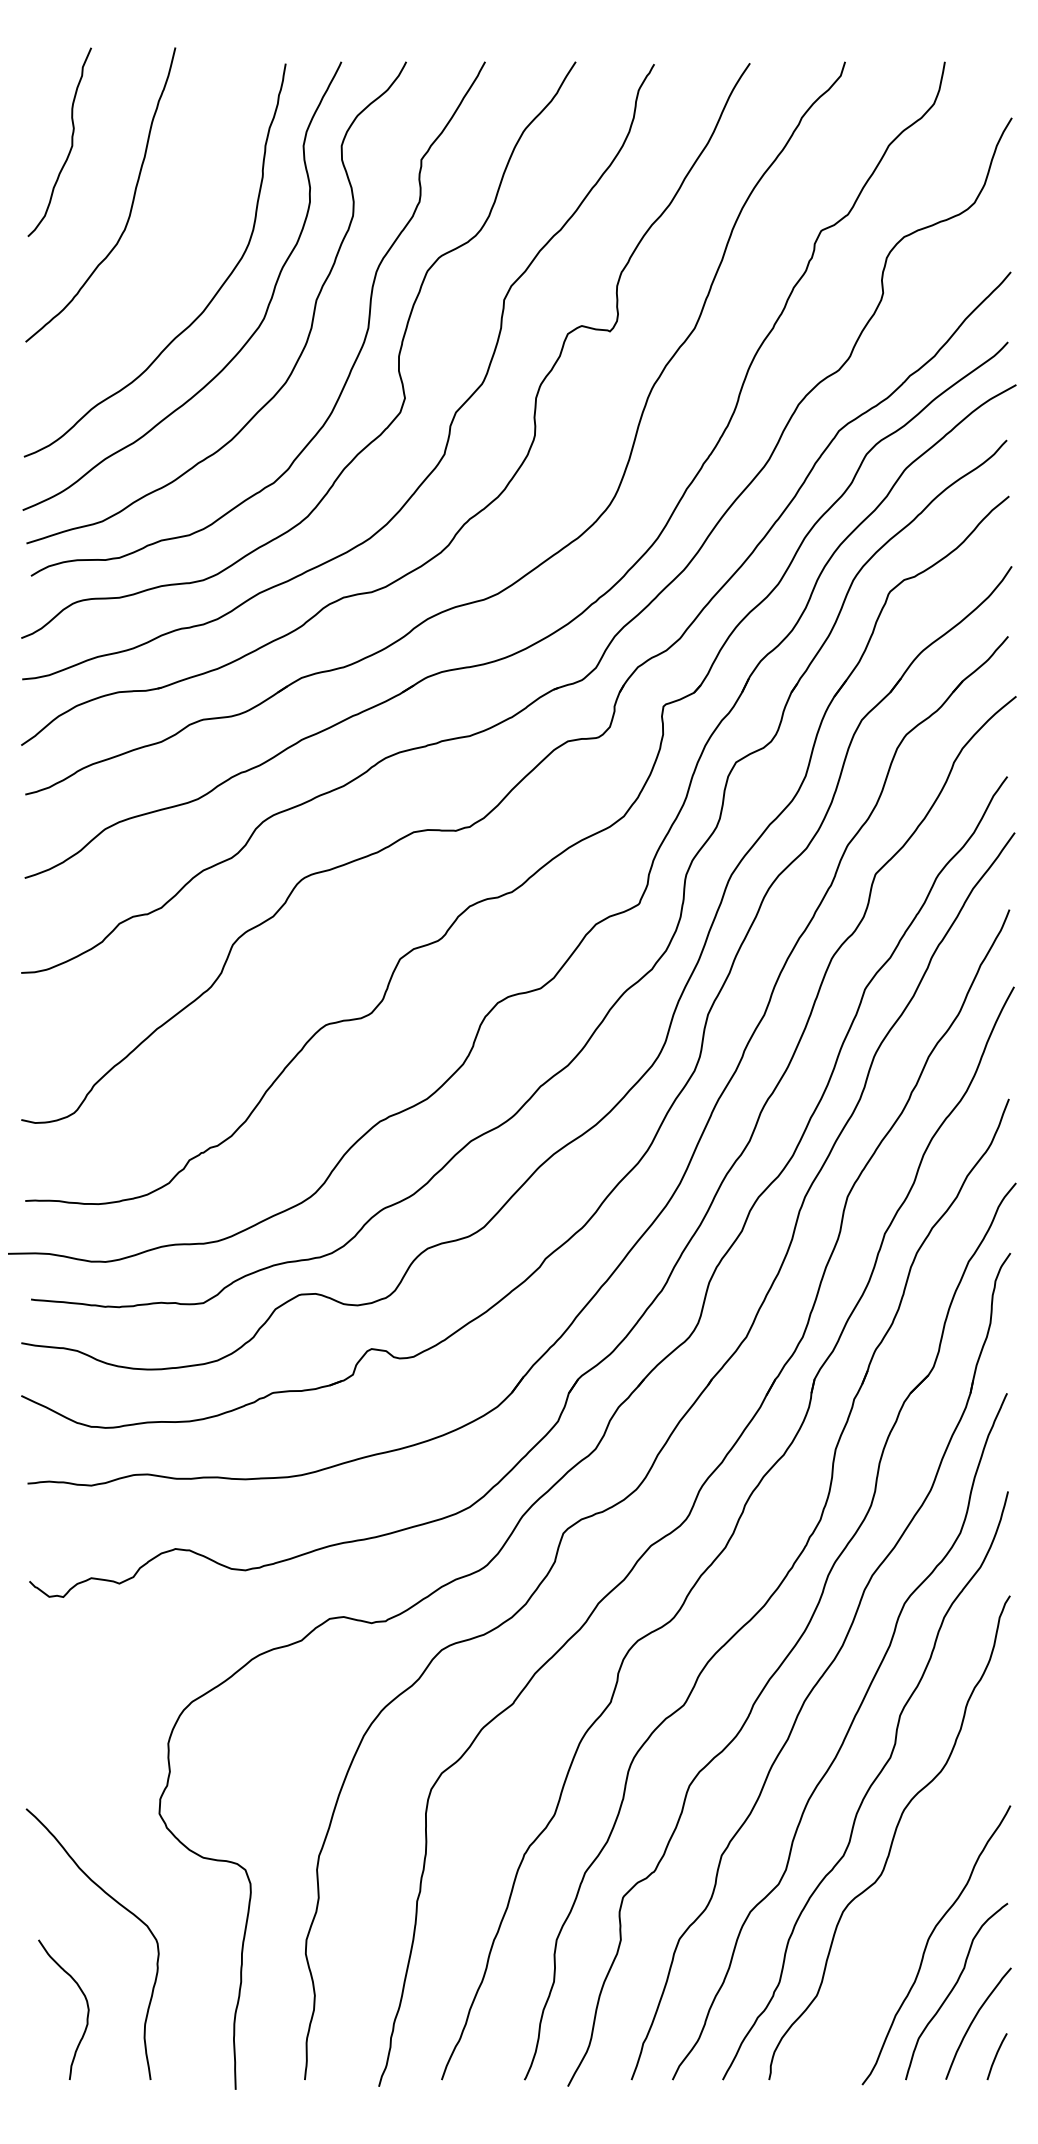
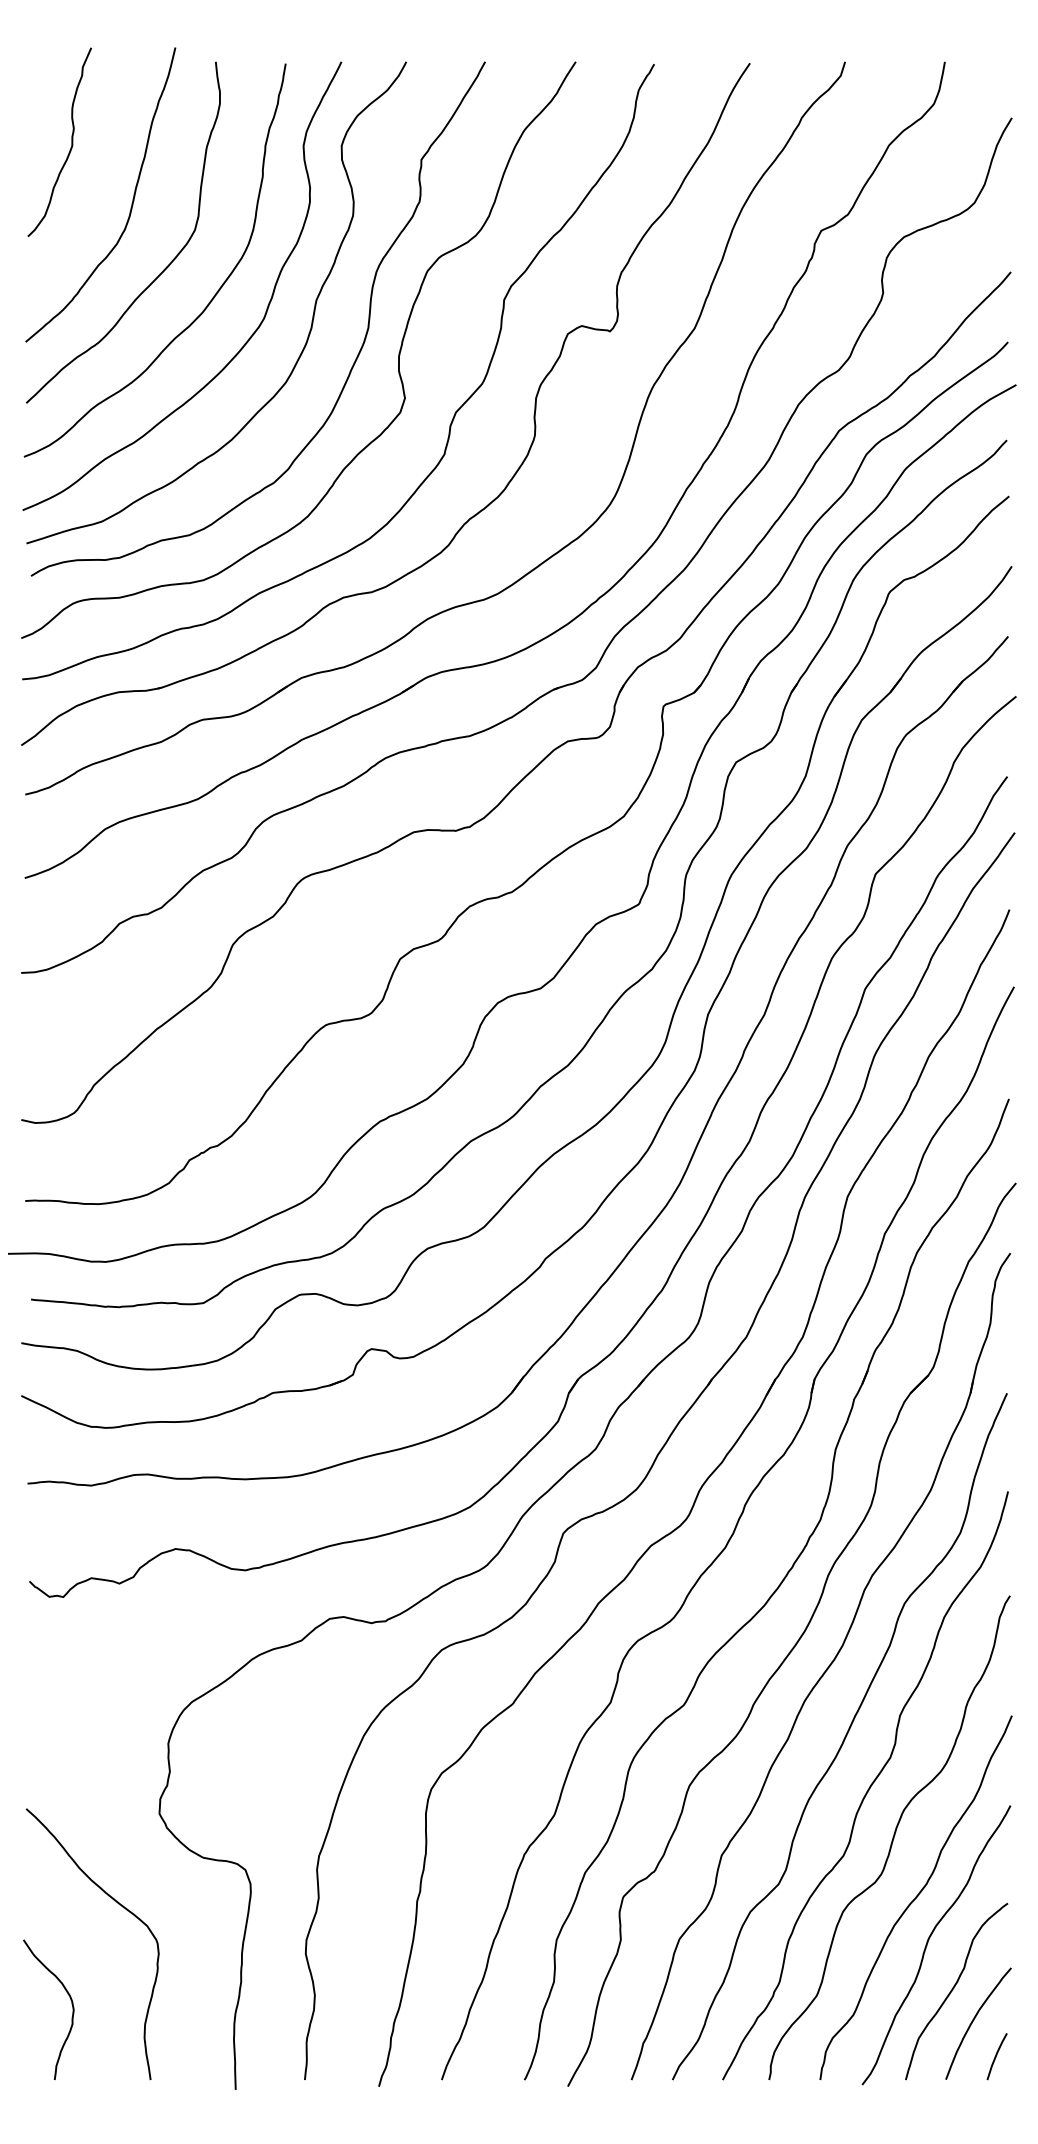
curve: none -> present (162, 270)
curve: none -> present (915, 1897)
curve position: (86, 2004) -> (71, 2004) (71, 2004)
